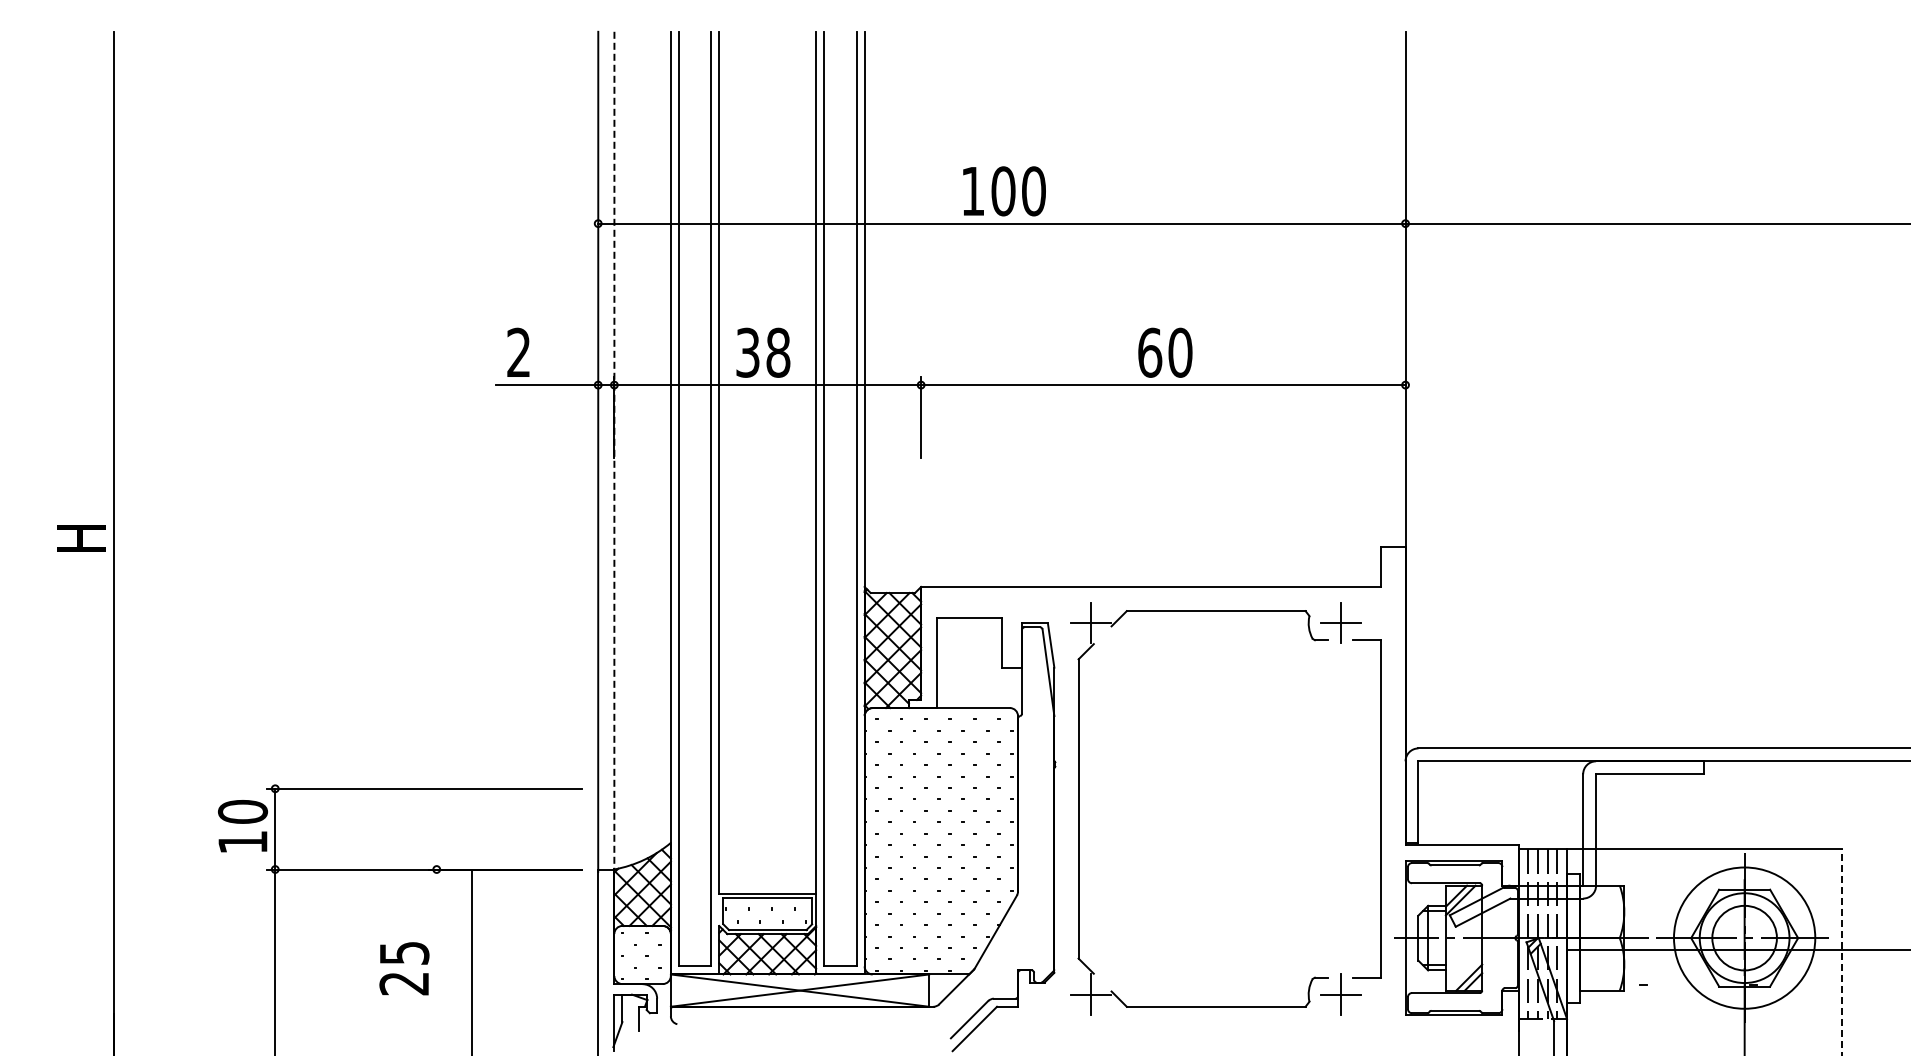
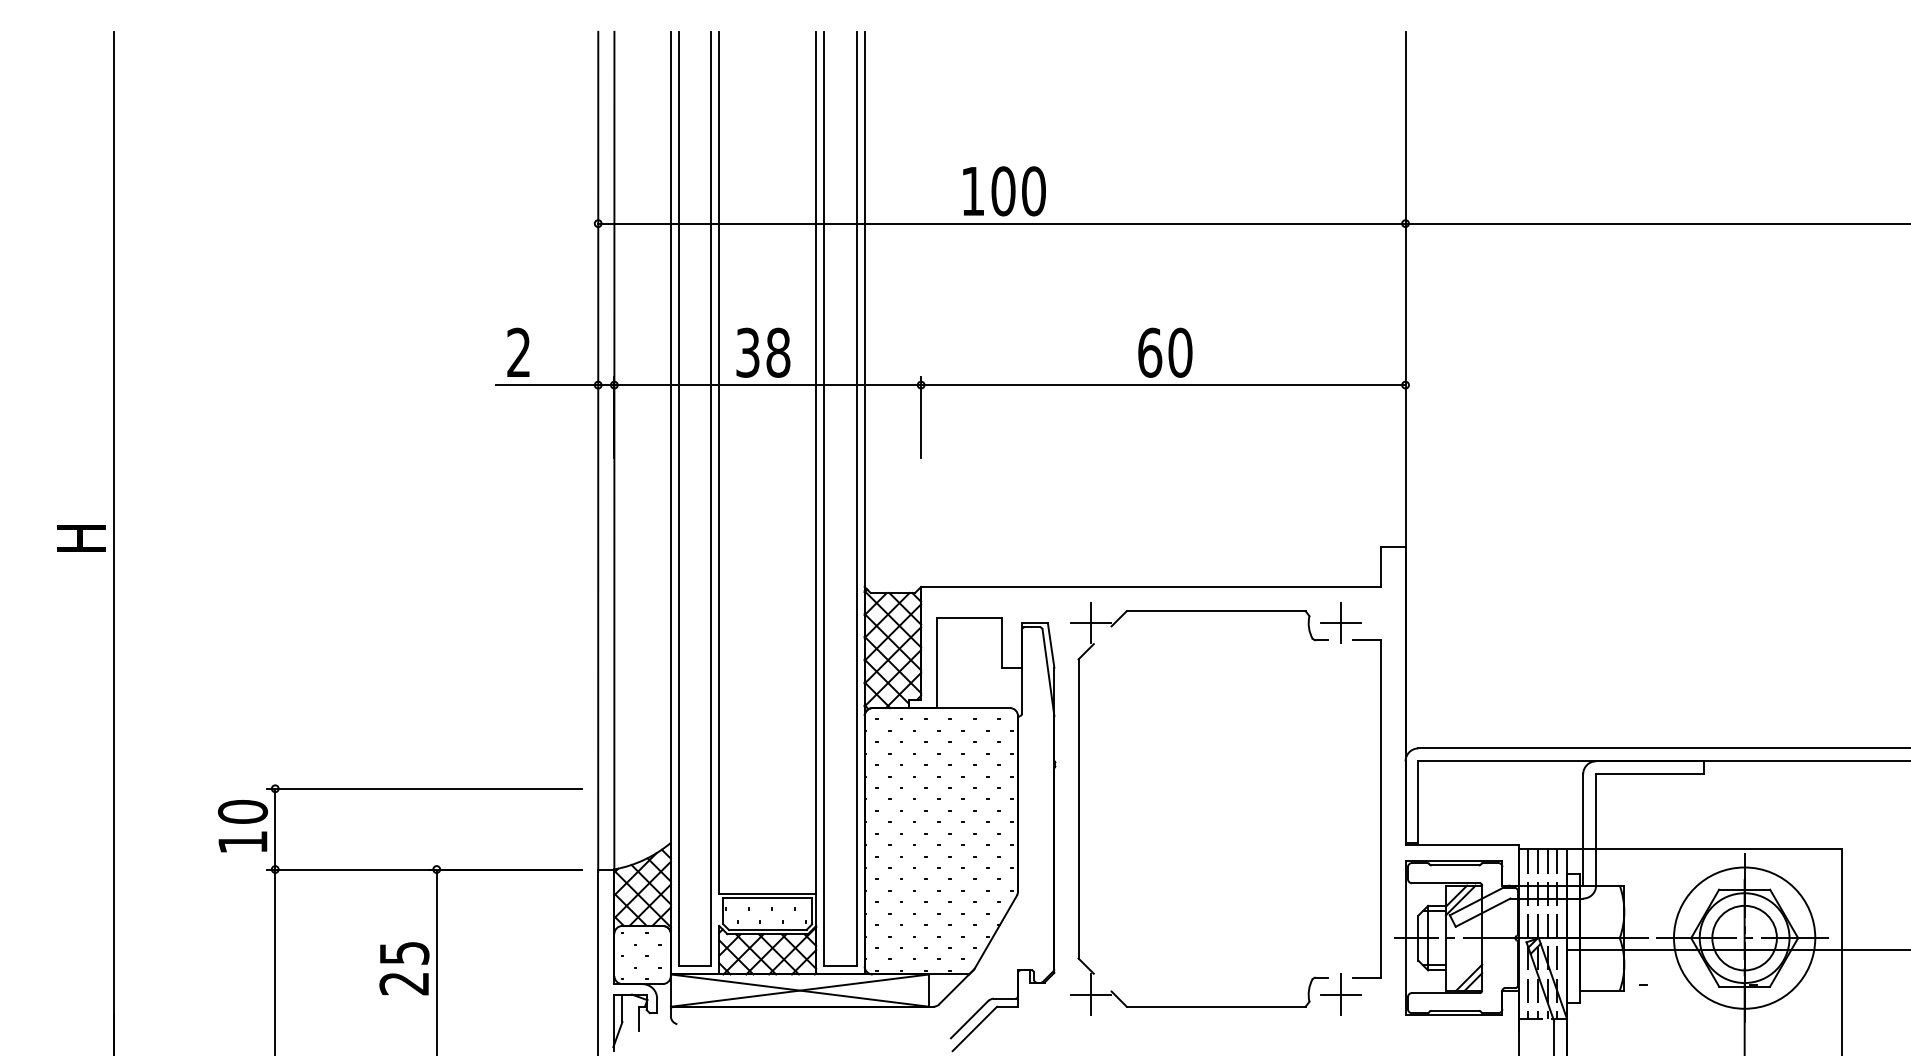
line: dashed -> solid (614, 452)
line: dashed -> solid (1841, 952)
line position: (471, 960) -> (436, 960) (436, 960)
